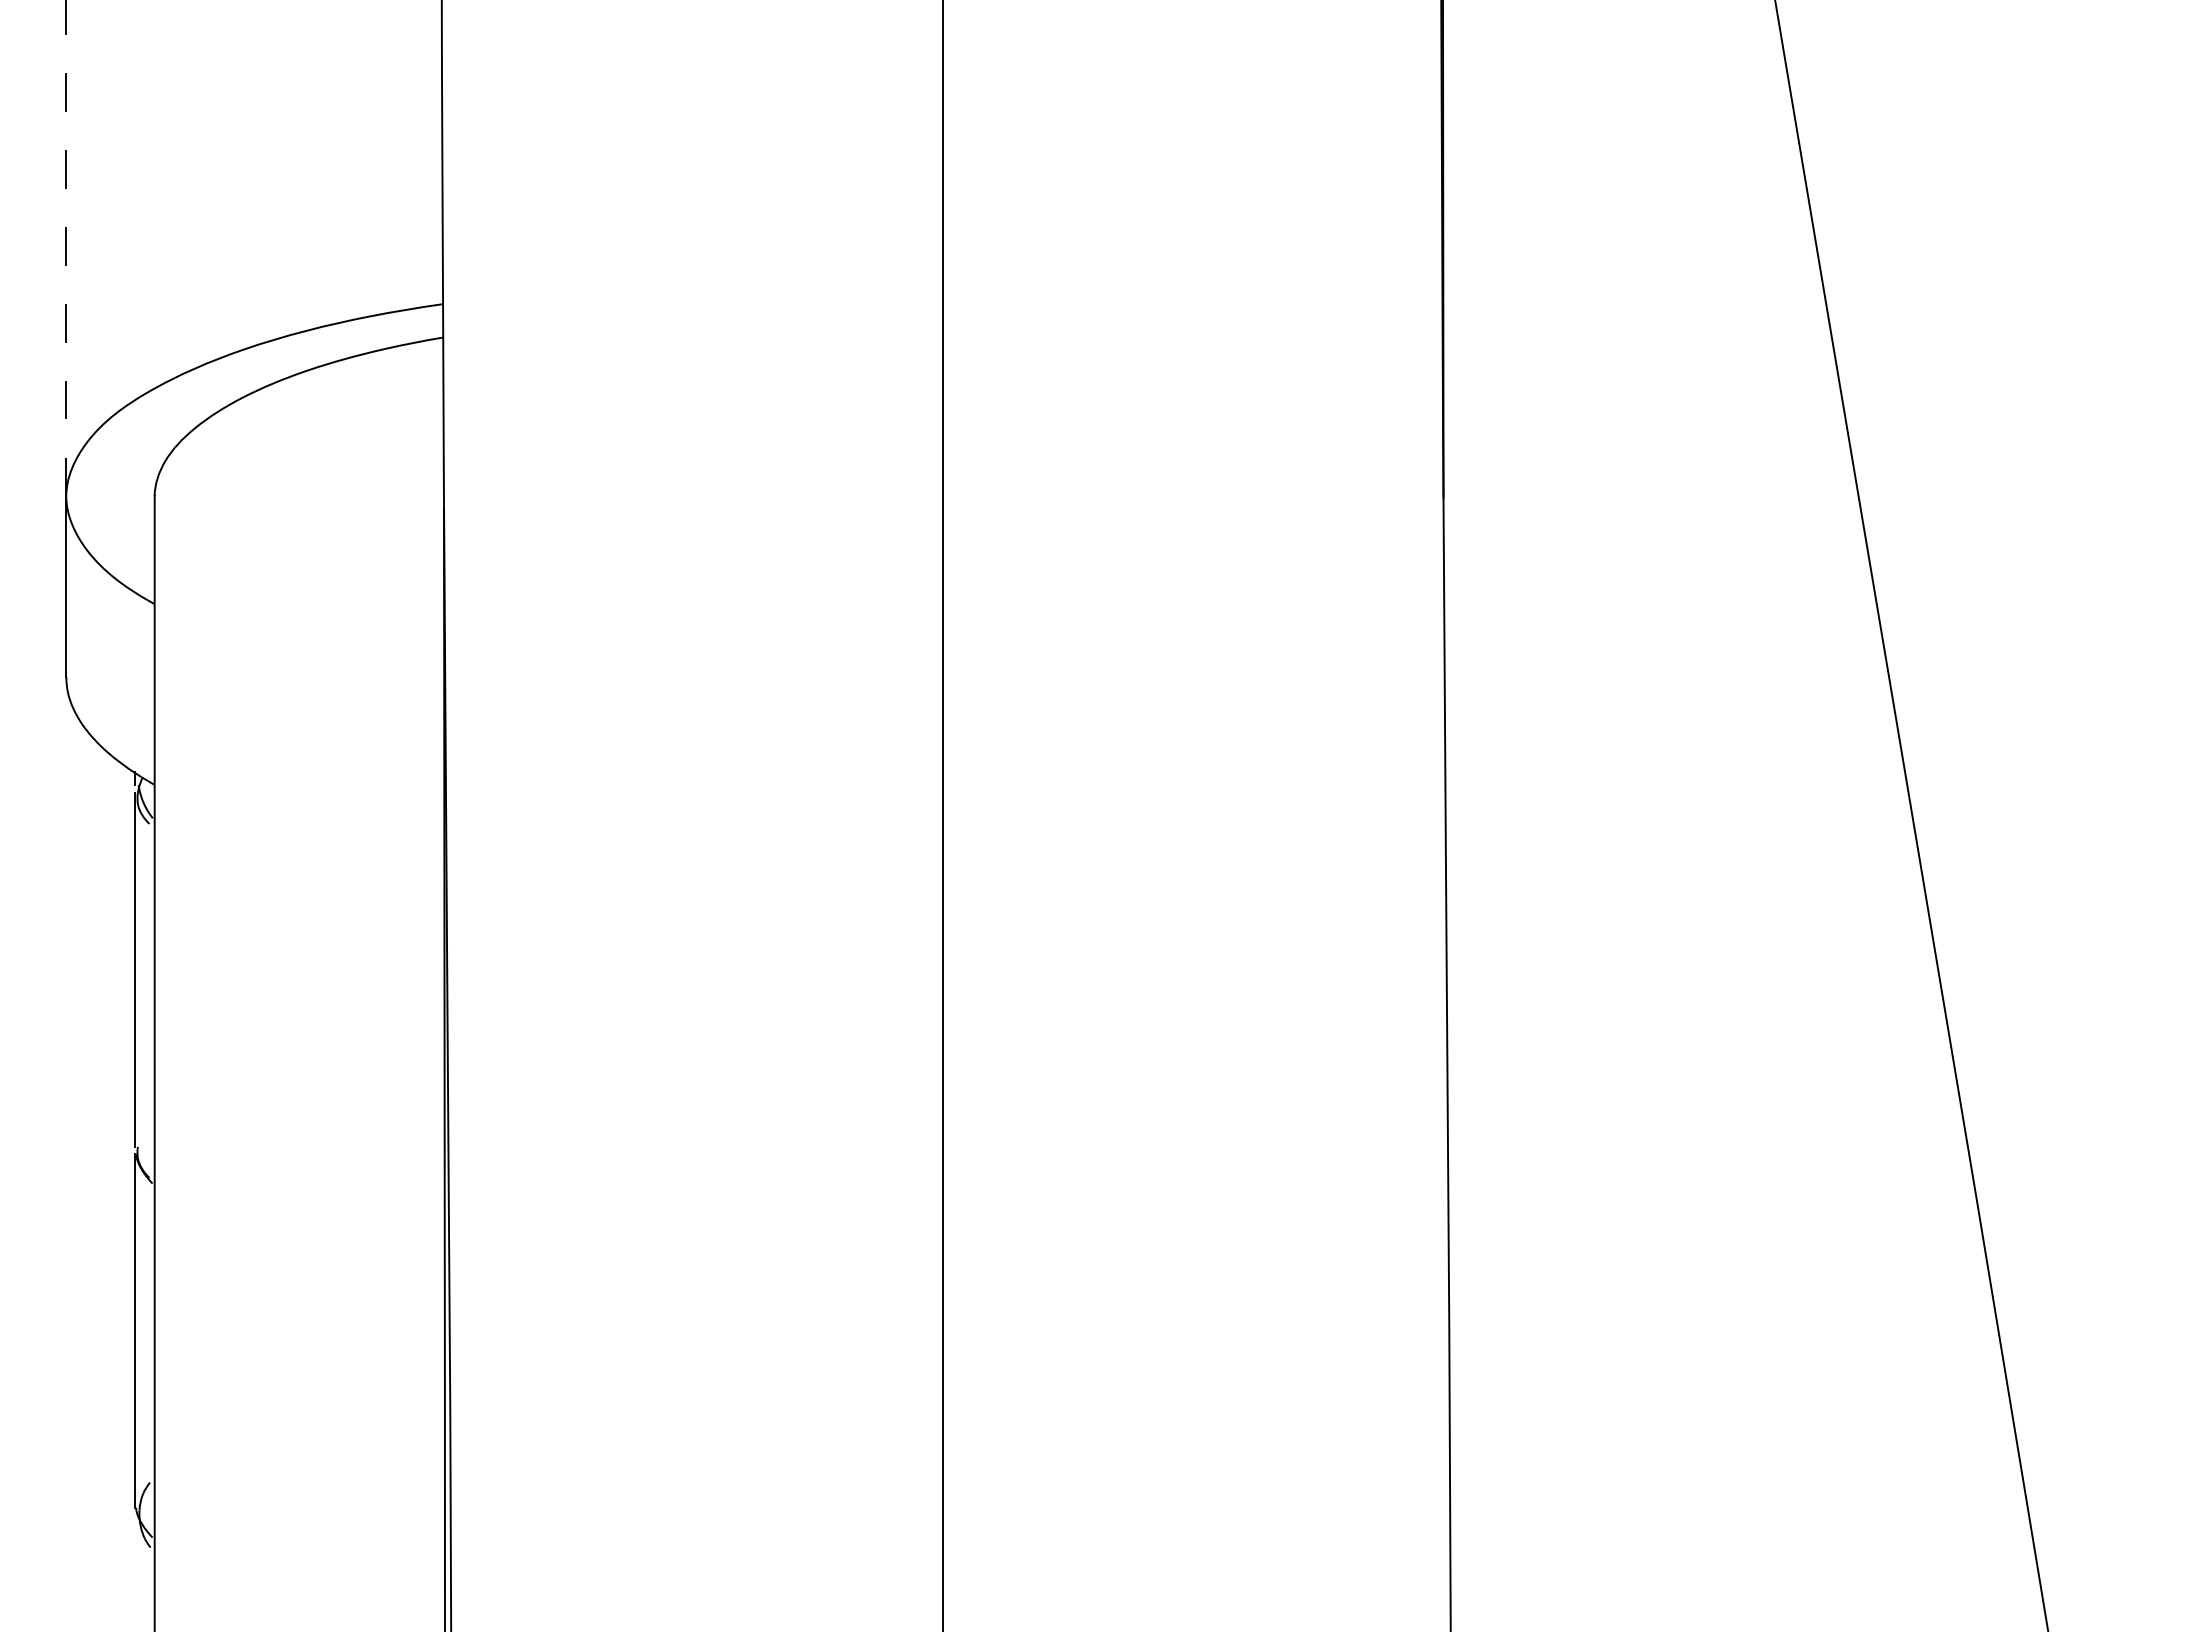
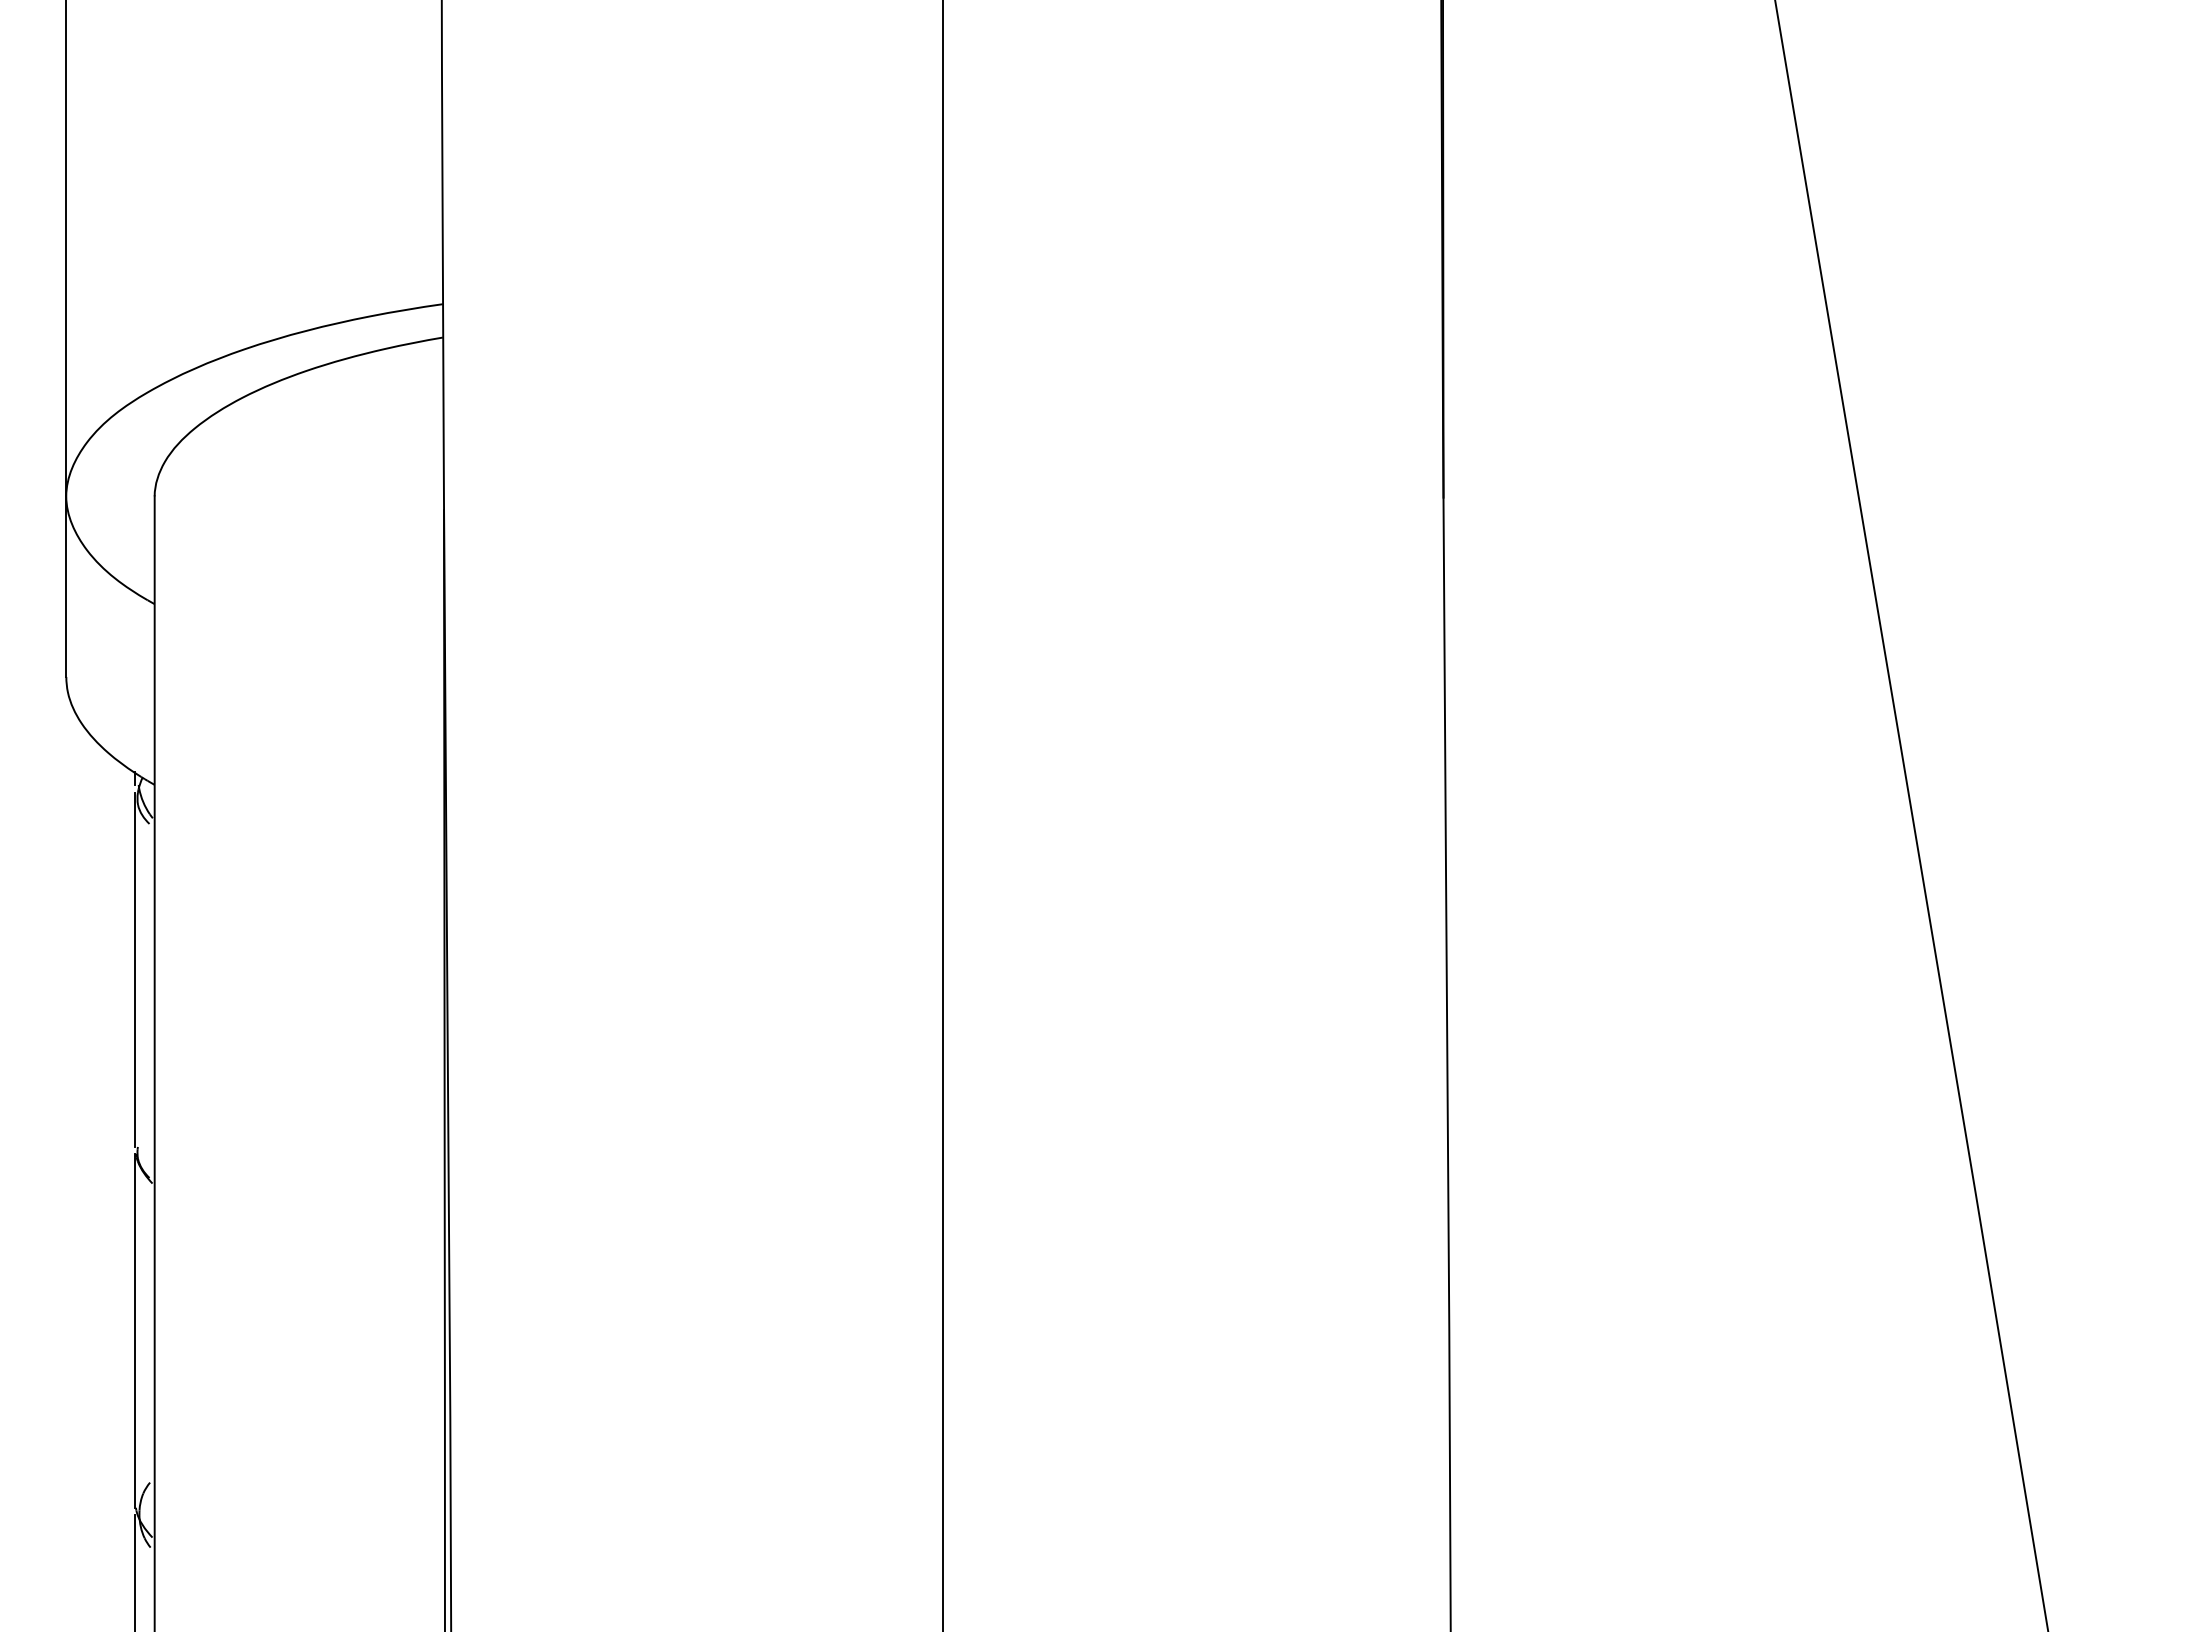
line: dashed -> solid (66, 248)
line: none -> present (135, 1571)
